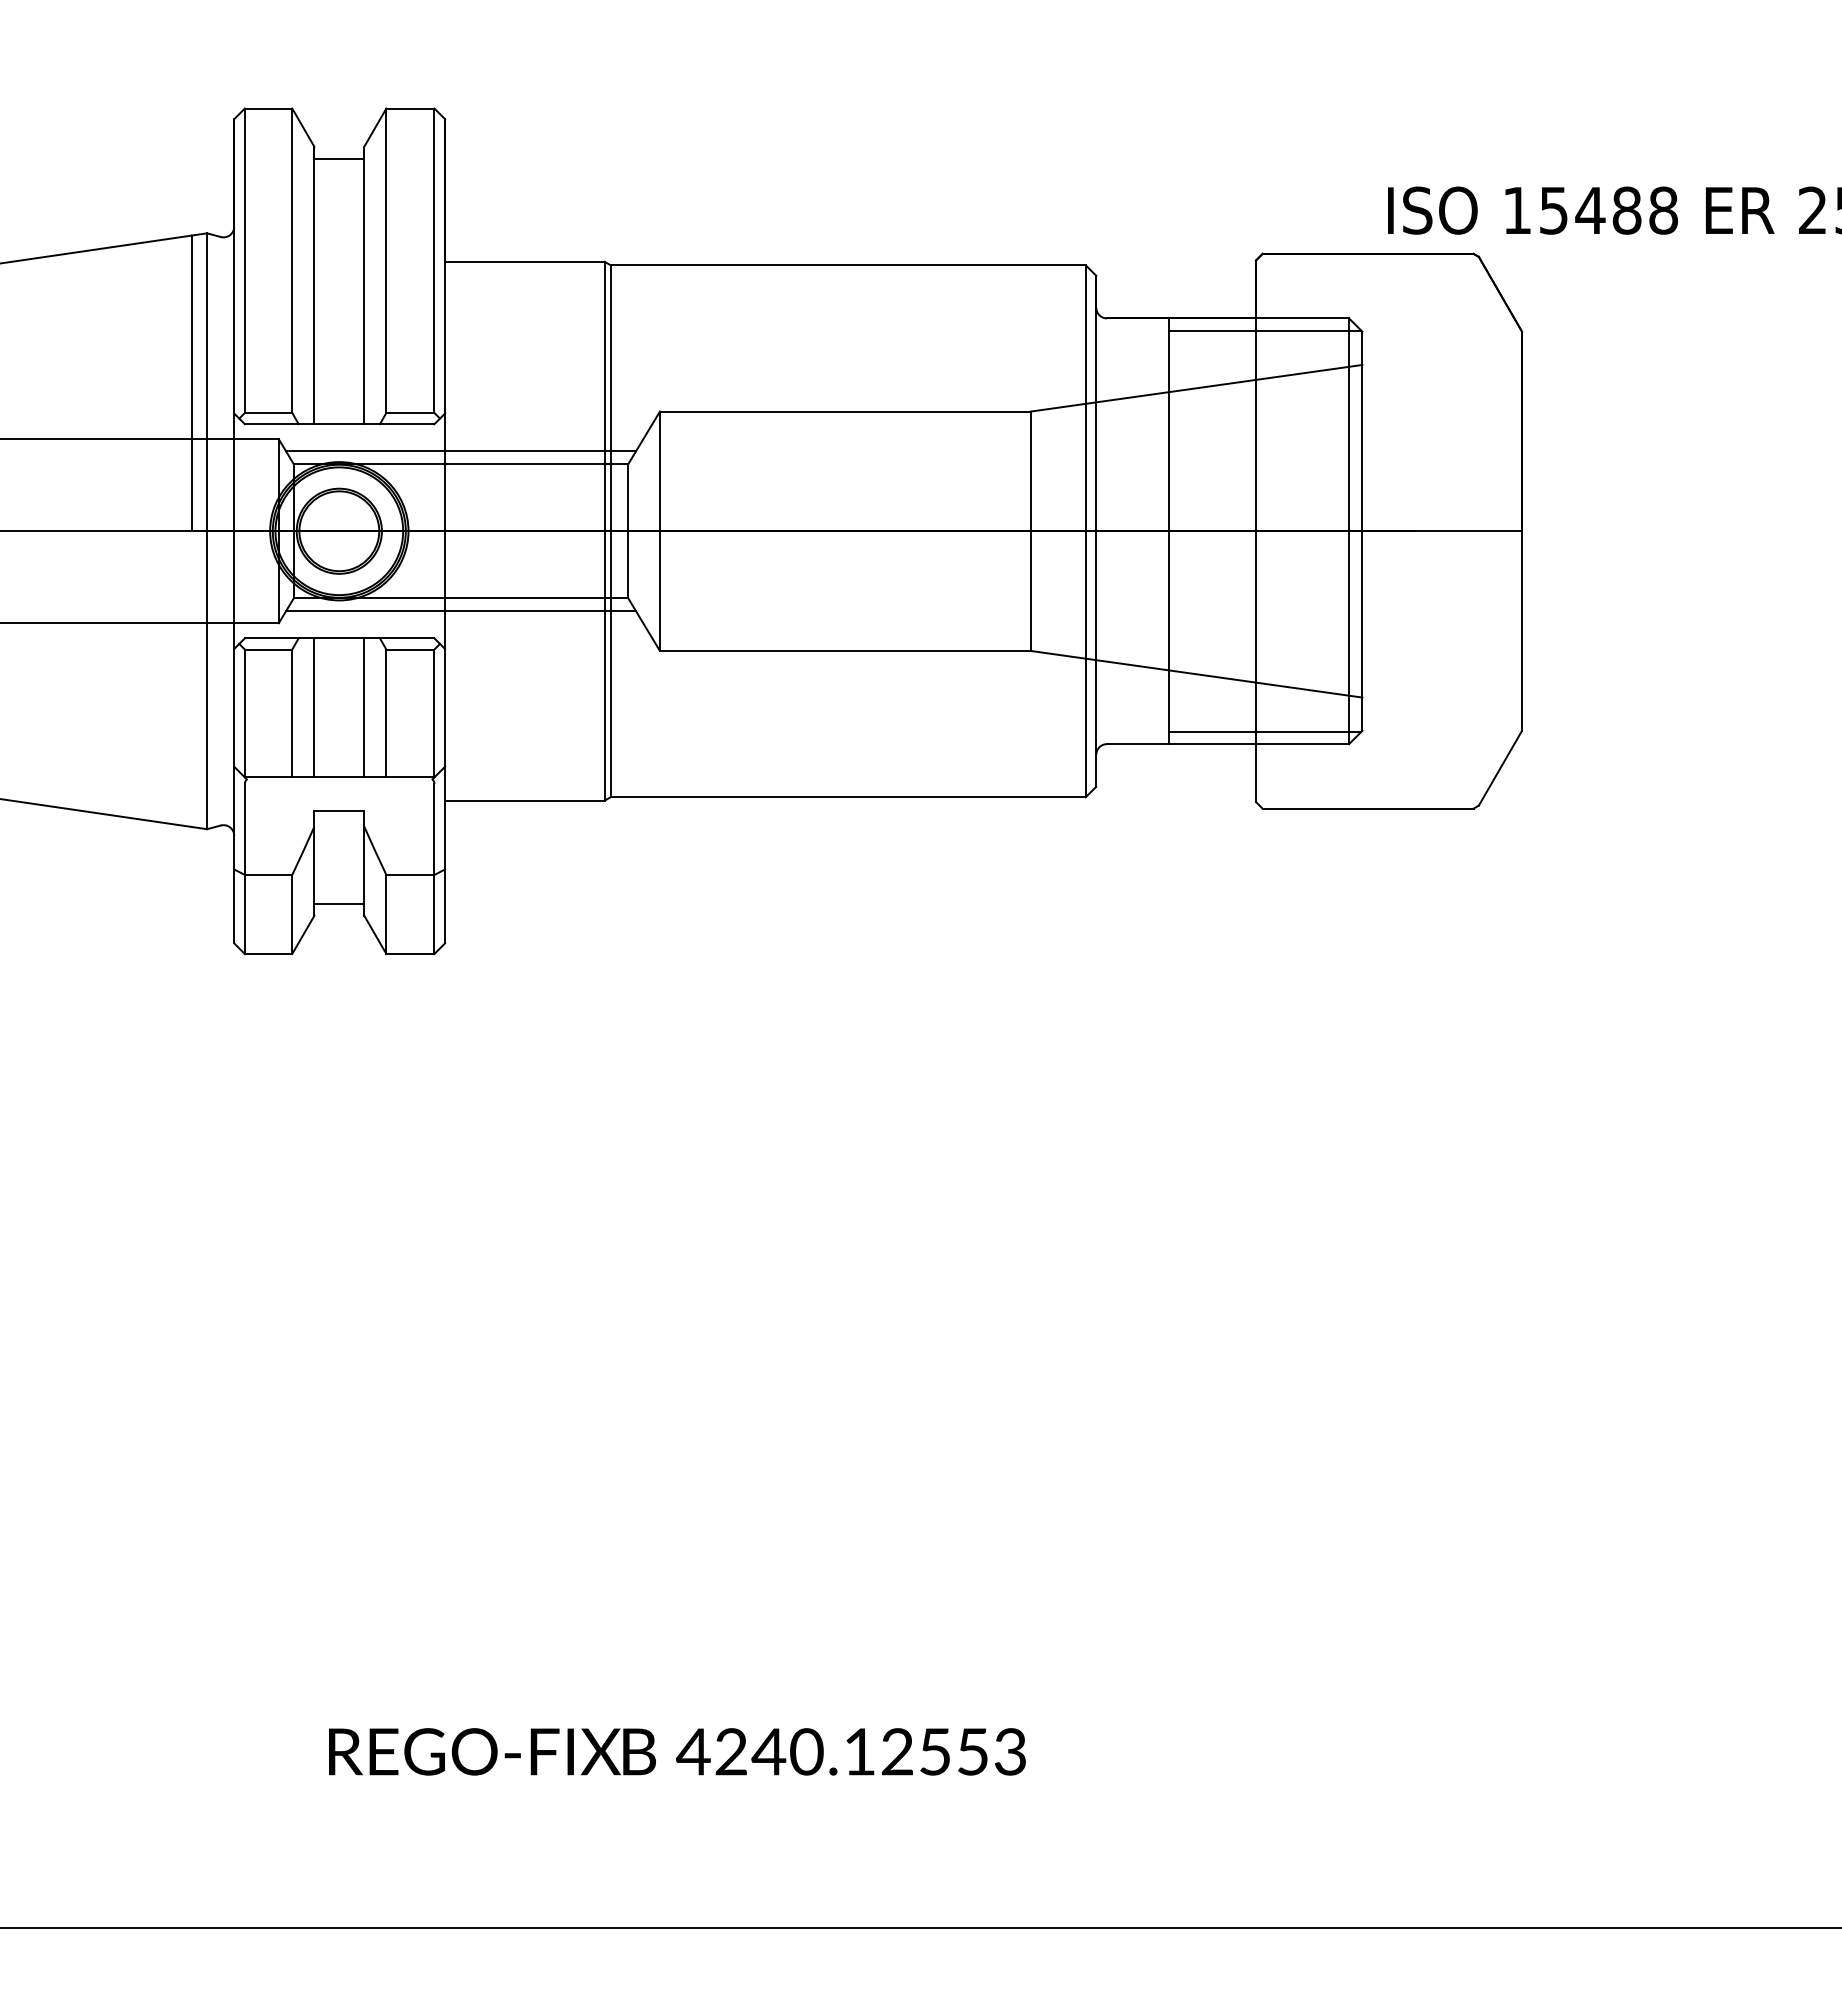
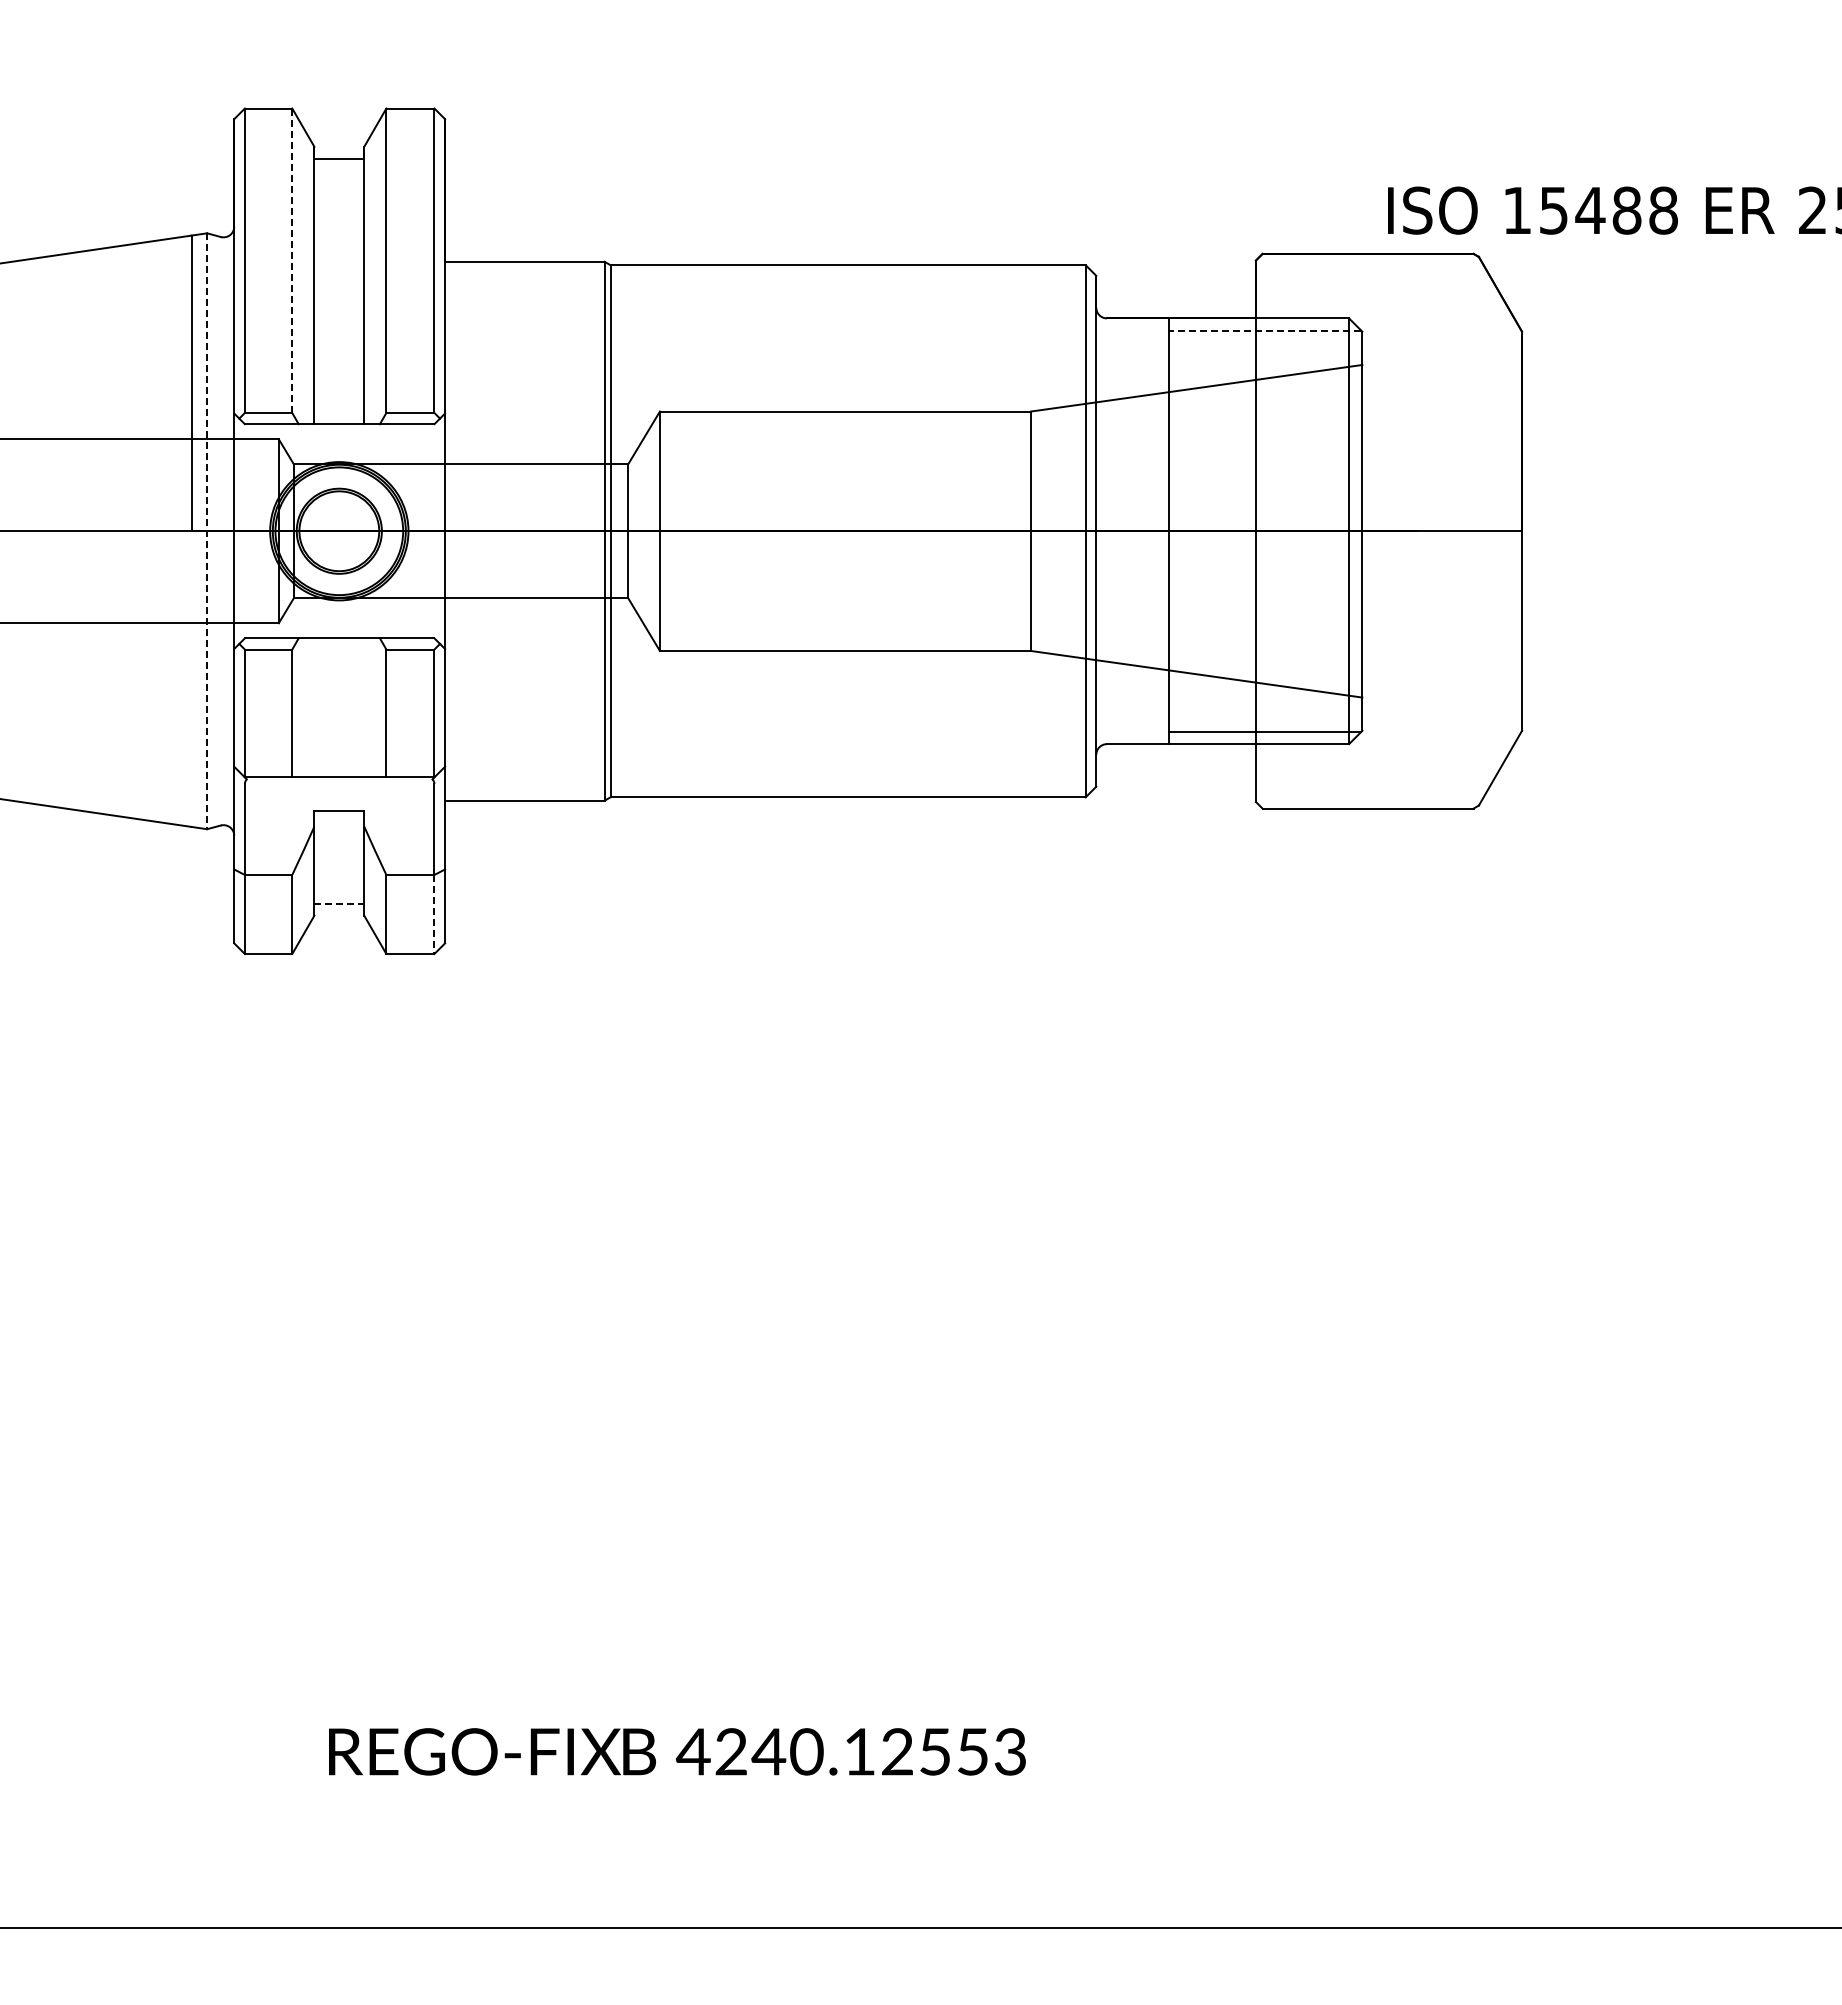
line: solid -> dashed (292, 261)
line: solid -> dashed (1265, 330)
line: present -> none (460, 451)
line: solid -> dashed (207, 531)
line: present -> none (460, 611)
line: present -> none (314, 707)
line: present -> none (364, 707)
line: solid -> dashed (339, 903)
line: solid -> dashed (434, 914)
